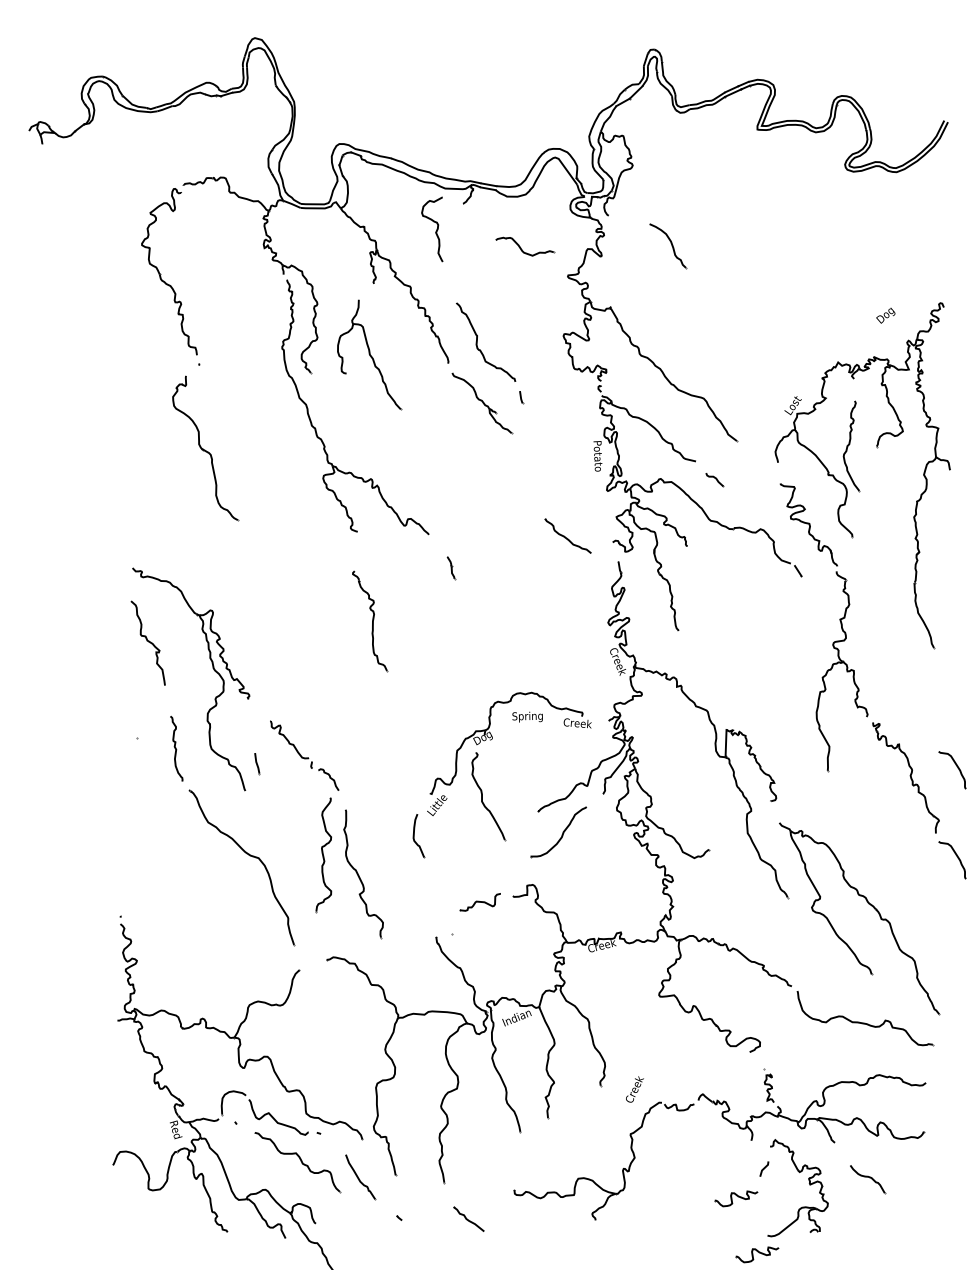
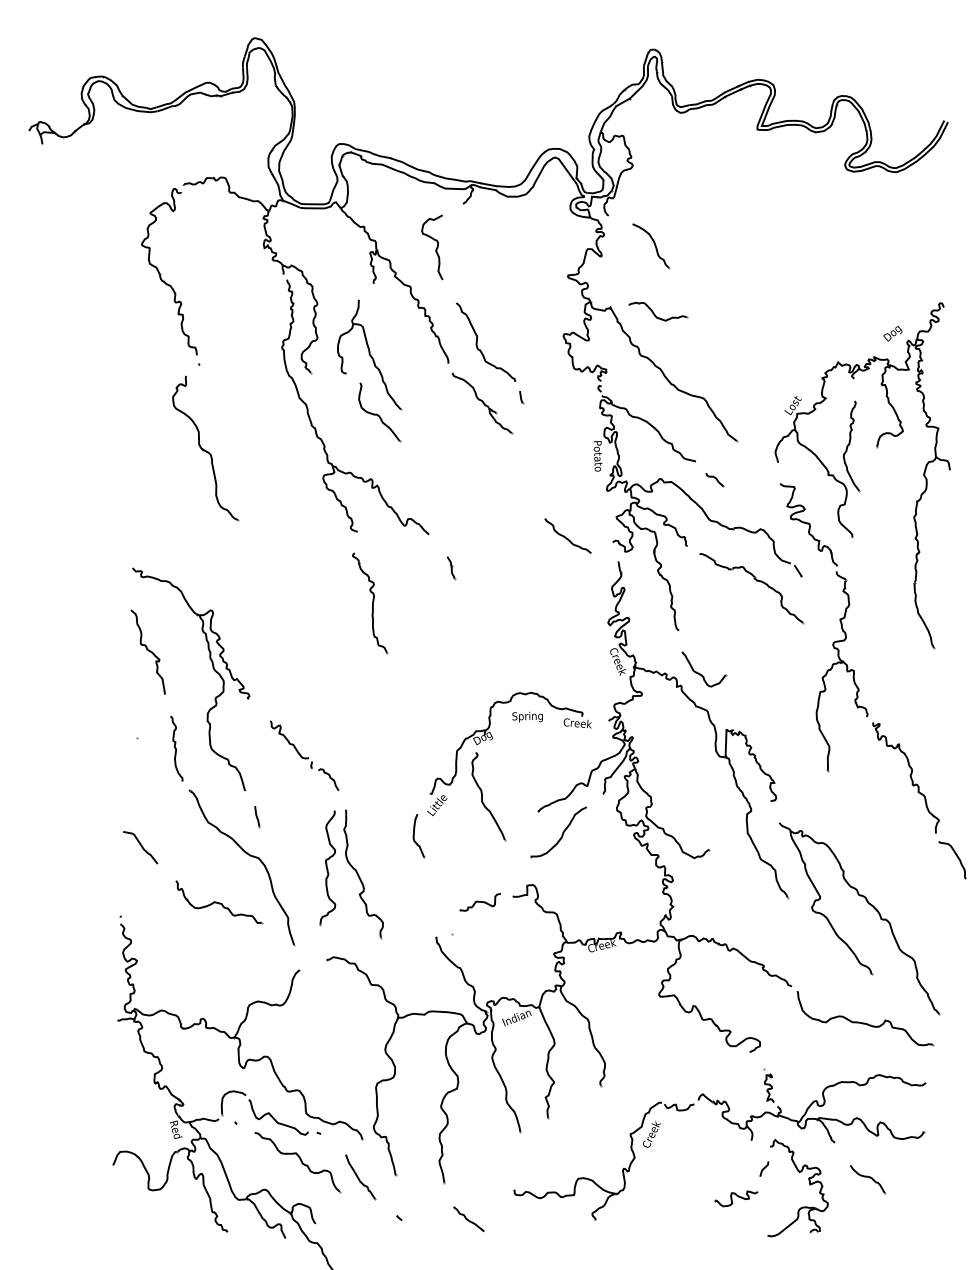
curve position: (435, 231) -> (435, 249) (435, 249)
part position: (525, 246) -> (658, 311) (658, 311)
part position: (668, 246) -> (651, 246) (651, 246)
text position: (885, 315) -> (892, 333) (892, 333)
part: none -> present (379, 412)
part: none -> present (756, 581)
part position: (370, 621) -> (370, 603) (370, 603)
curve position: (147, 641) -> (147, 650) (147, 650)
part: none -> present (704, 669)
line position: (257, 764) -> (257, 817) (257, 817)
curve: present -> none (957, 768)
curve: none -> present (140, 846)
part position: (323, 855) -> (327, 868) (327, 868)
part: none -> present (219, 902)
text position: (634, 1089) -> (651, 1134) (651, 1134)
part: present -> none (757, 1254)
